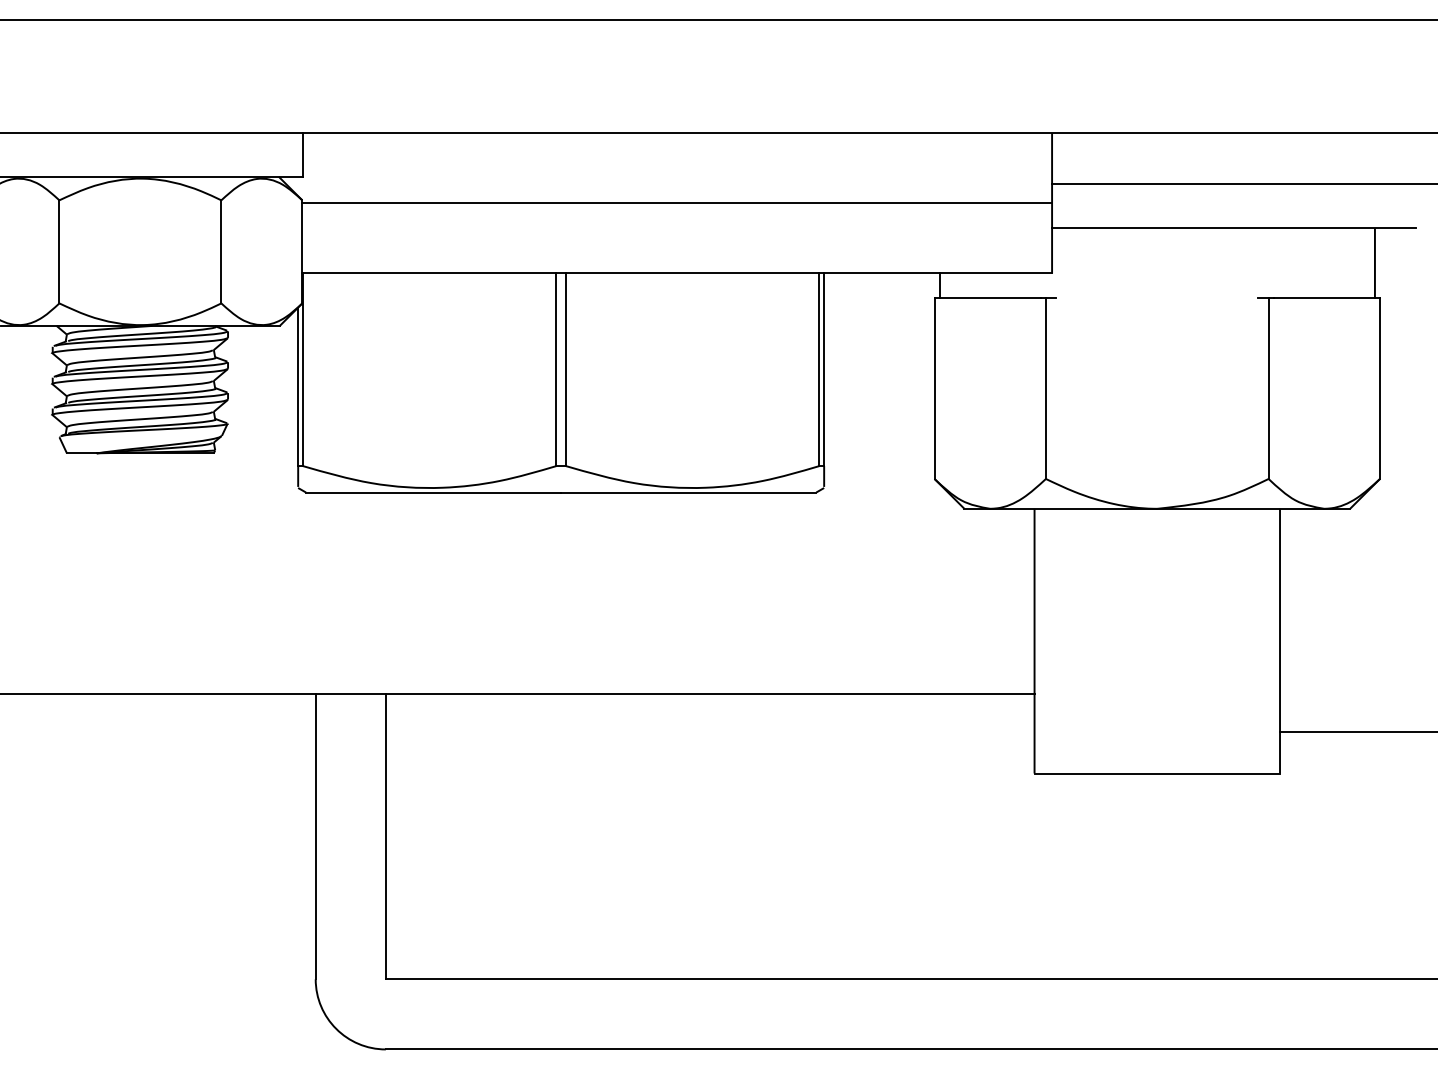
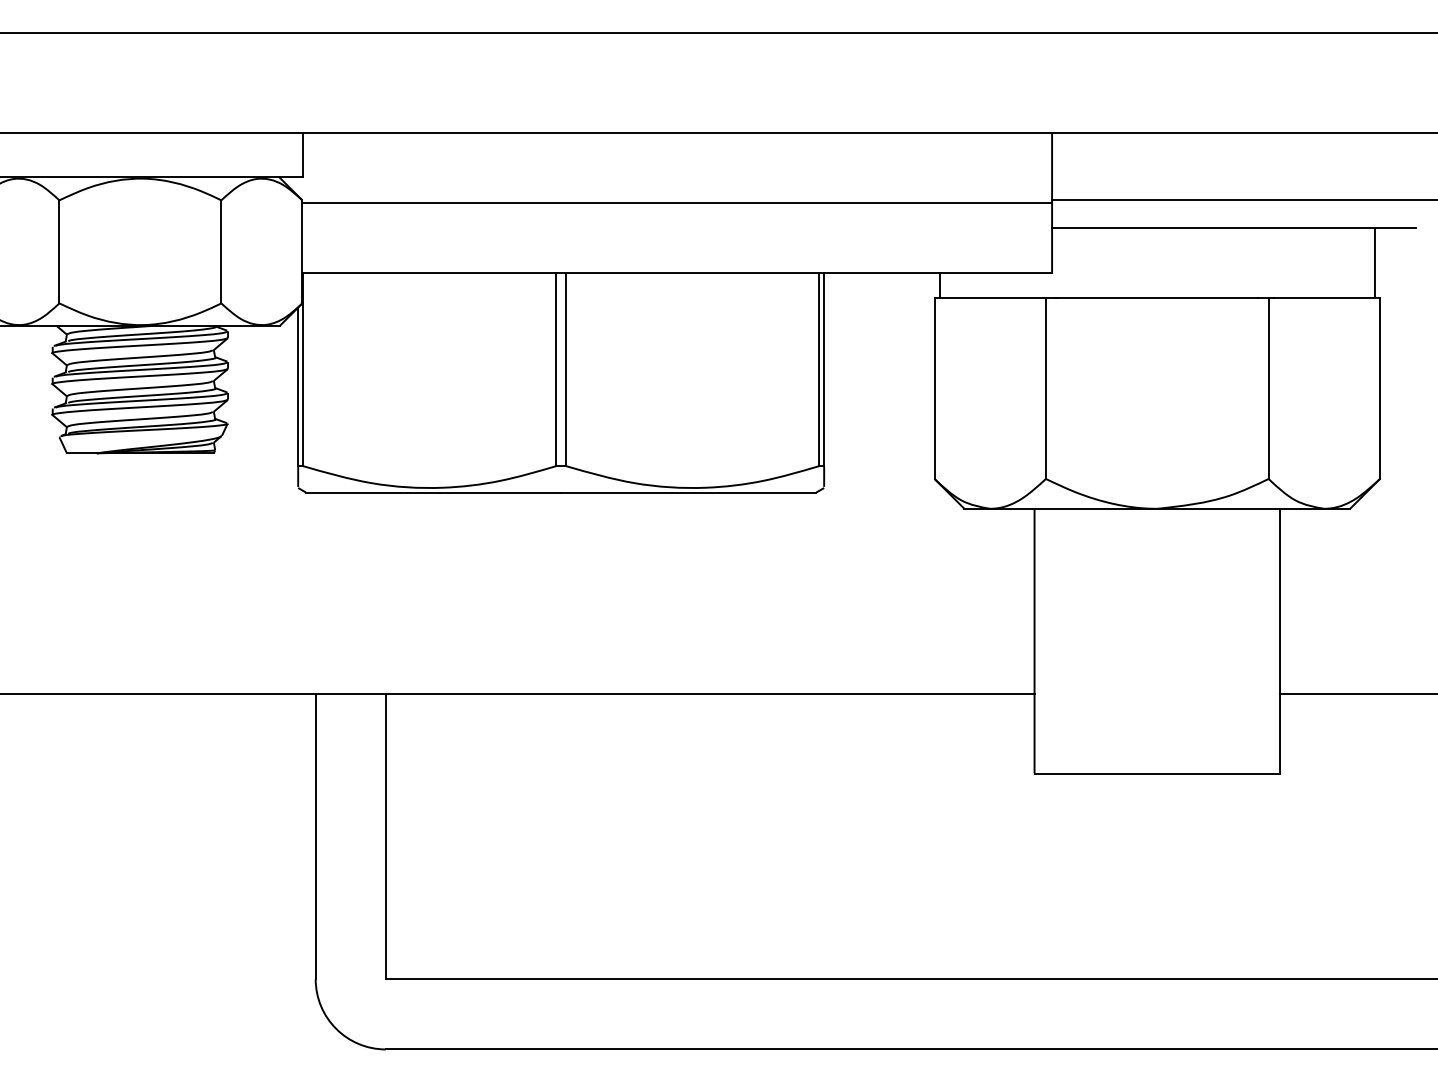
line position: (718, 19) -> (718, 32) (718, 32)
line position: (1243, 184) -> (1243, 200) (1243, 200)
line: none -> present (1157, 298)
line position: (1357, 732) -> (1357, 694) (1357, 694)
